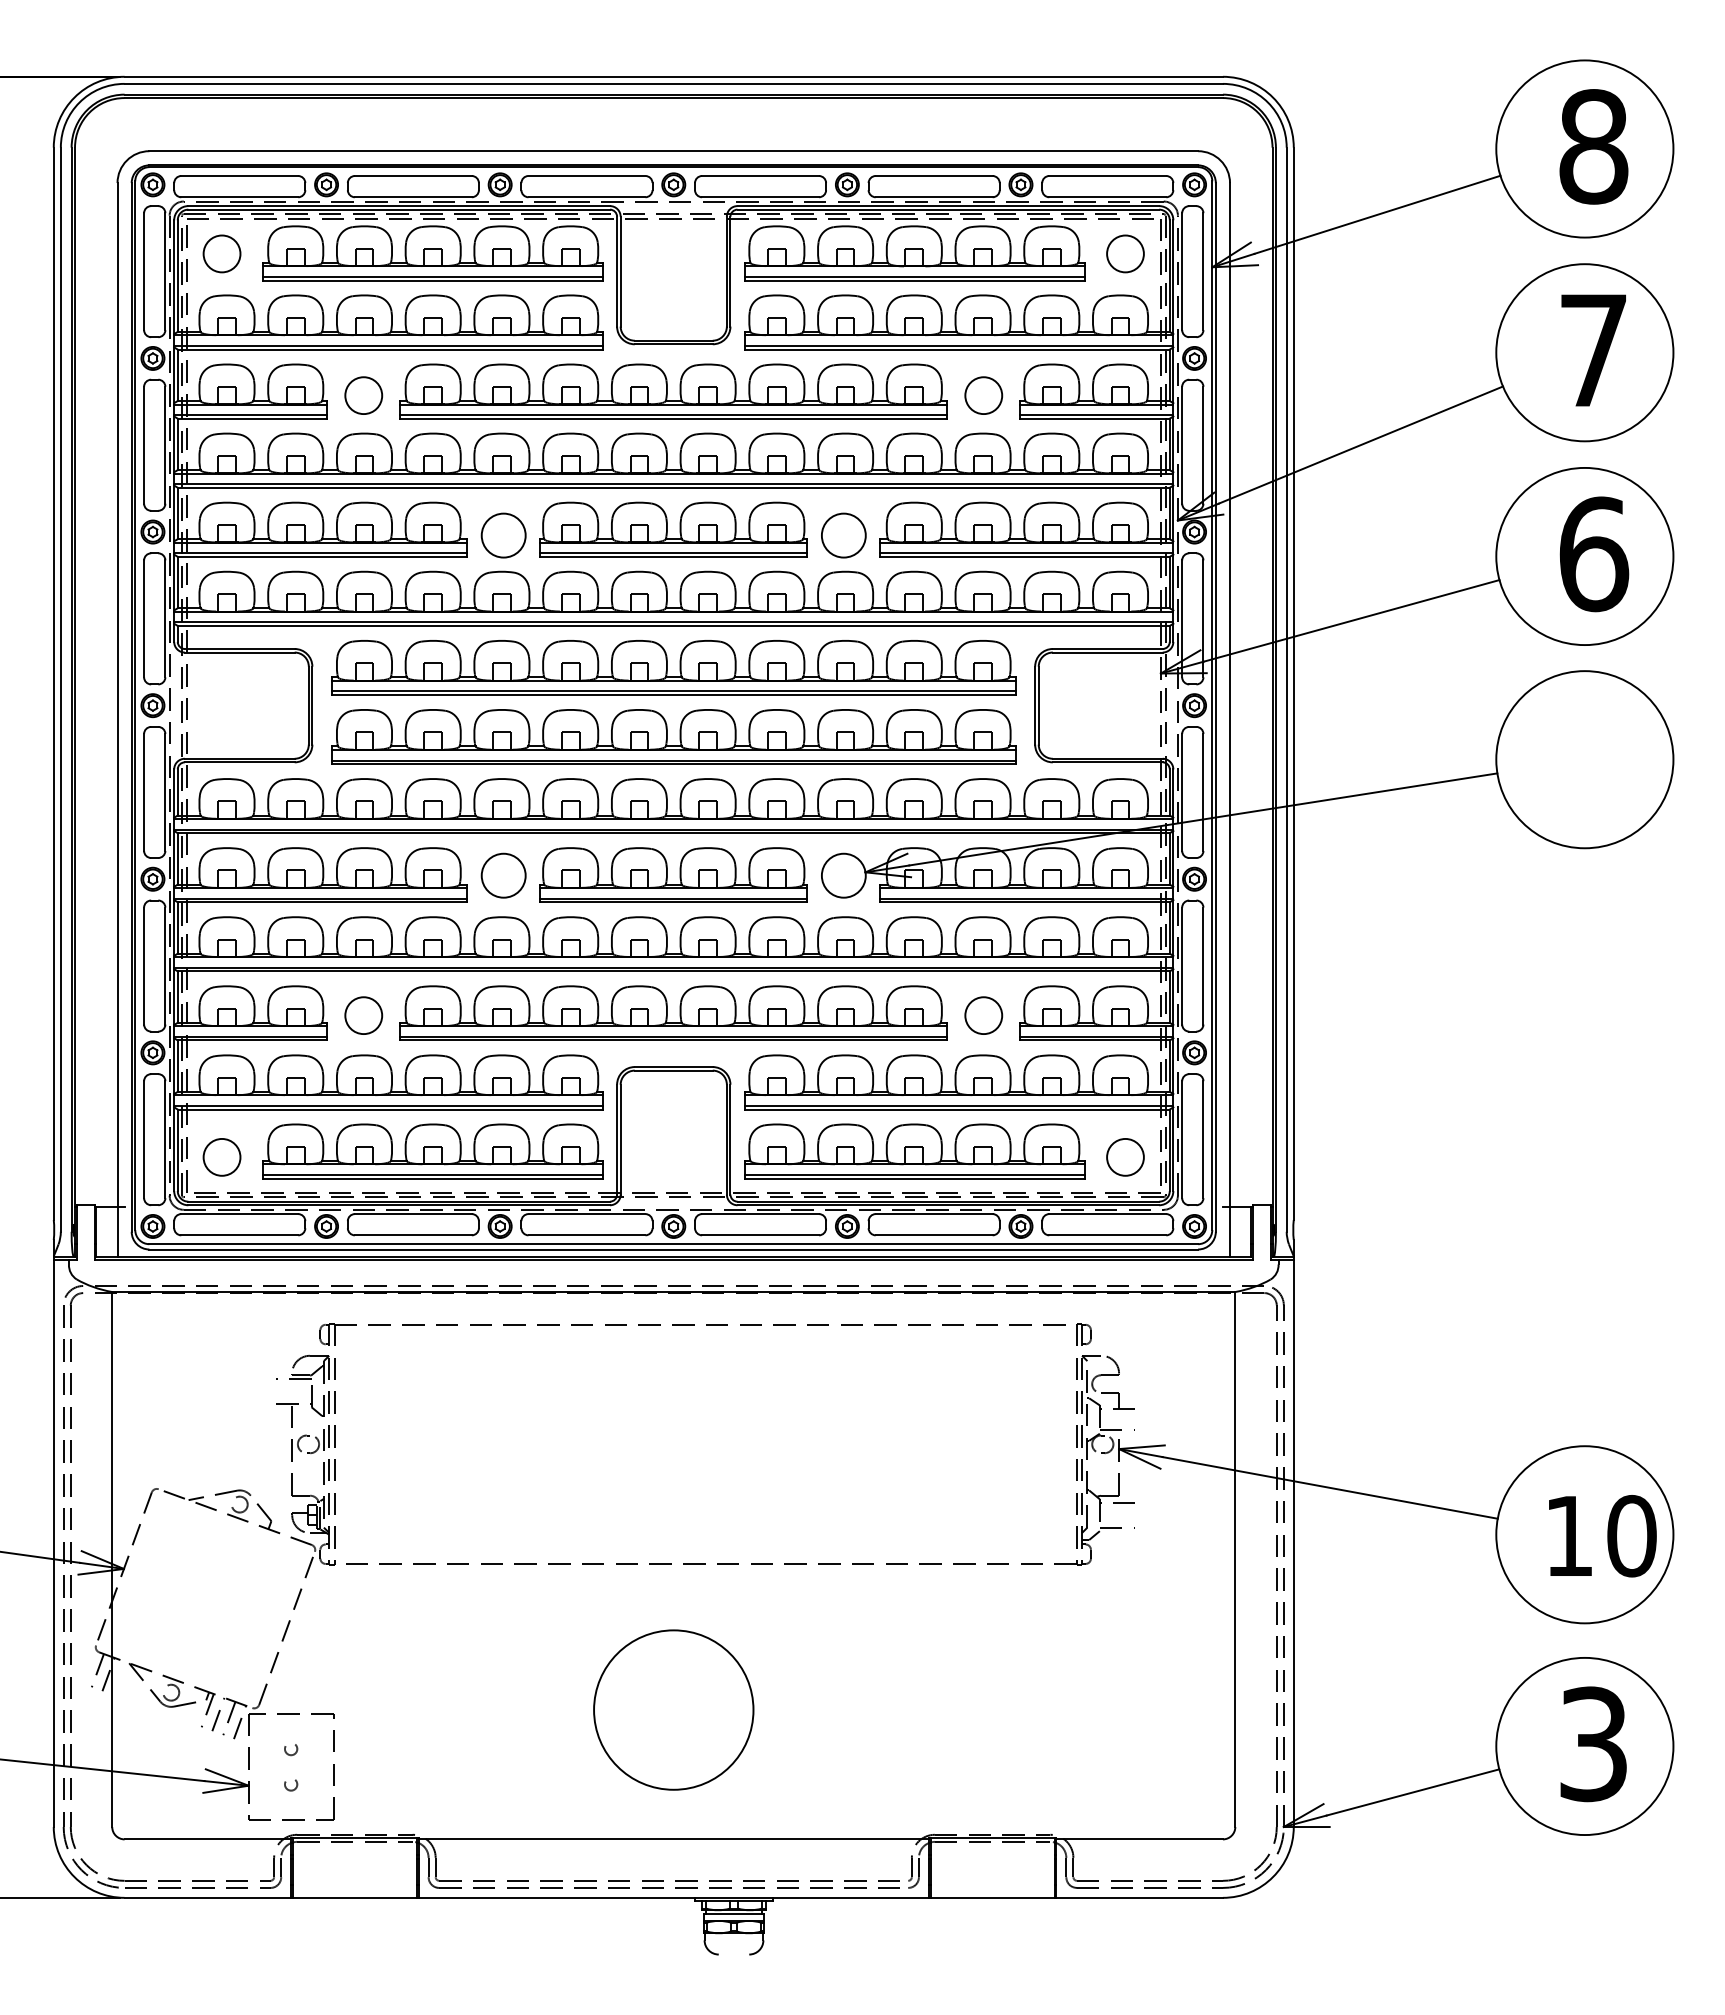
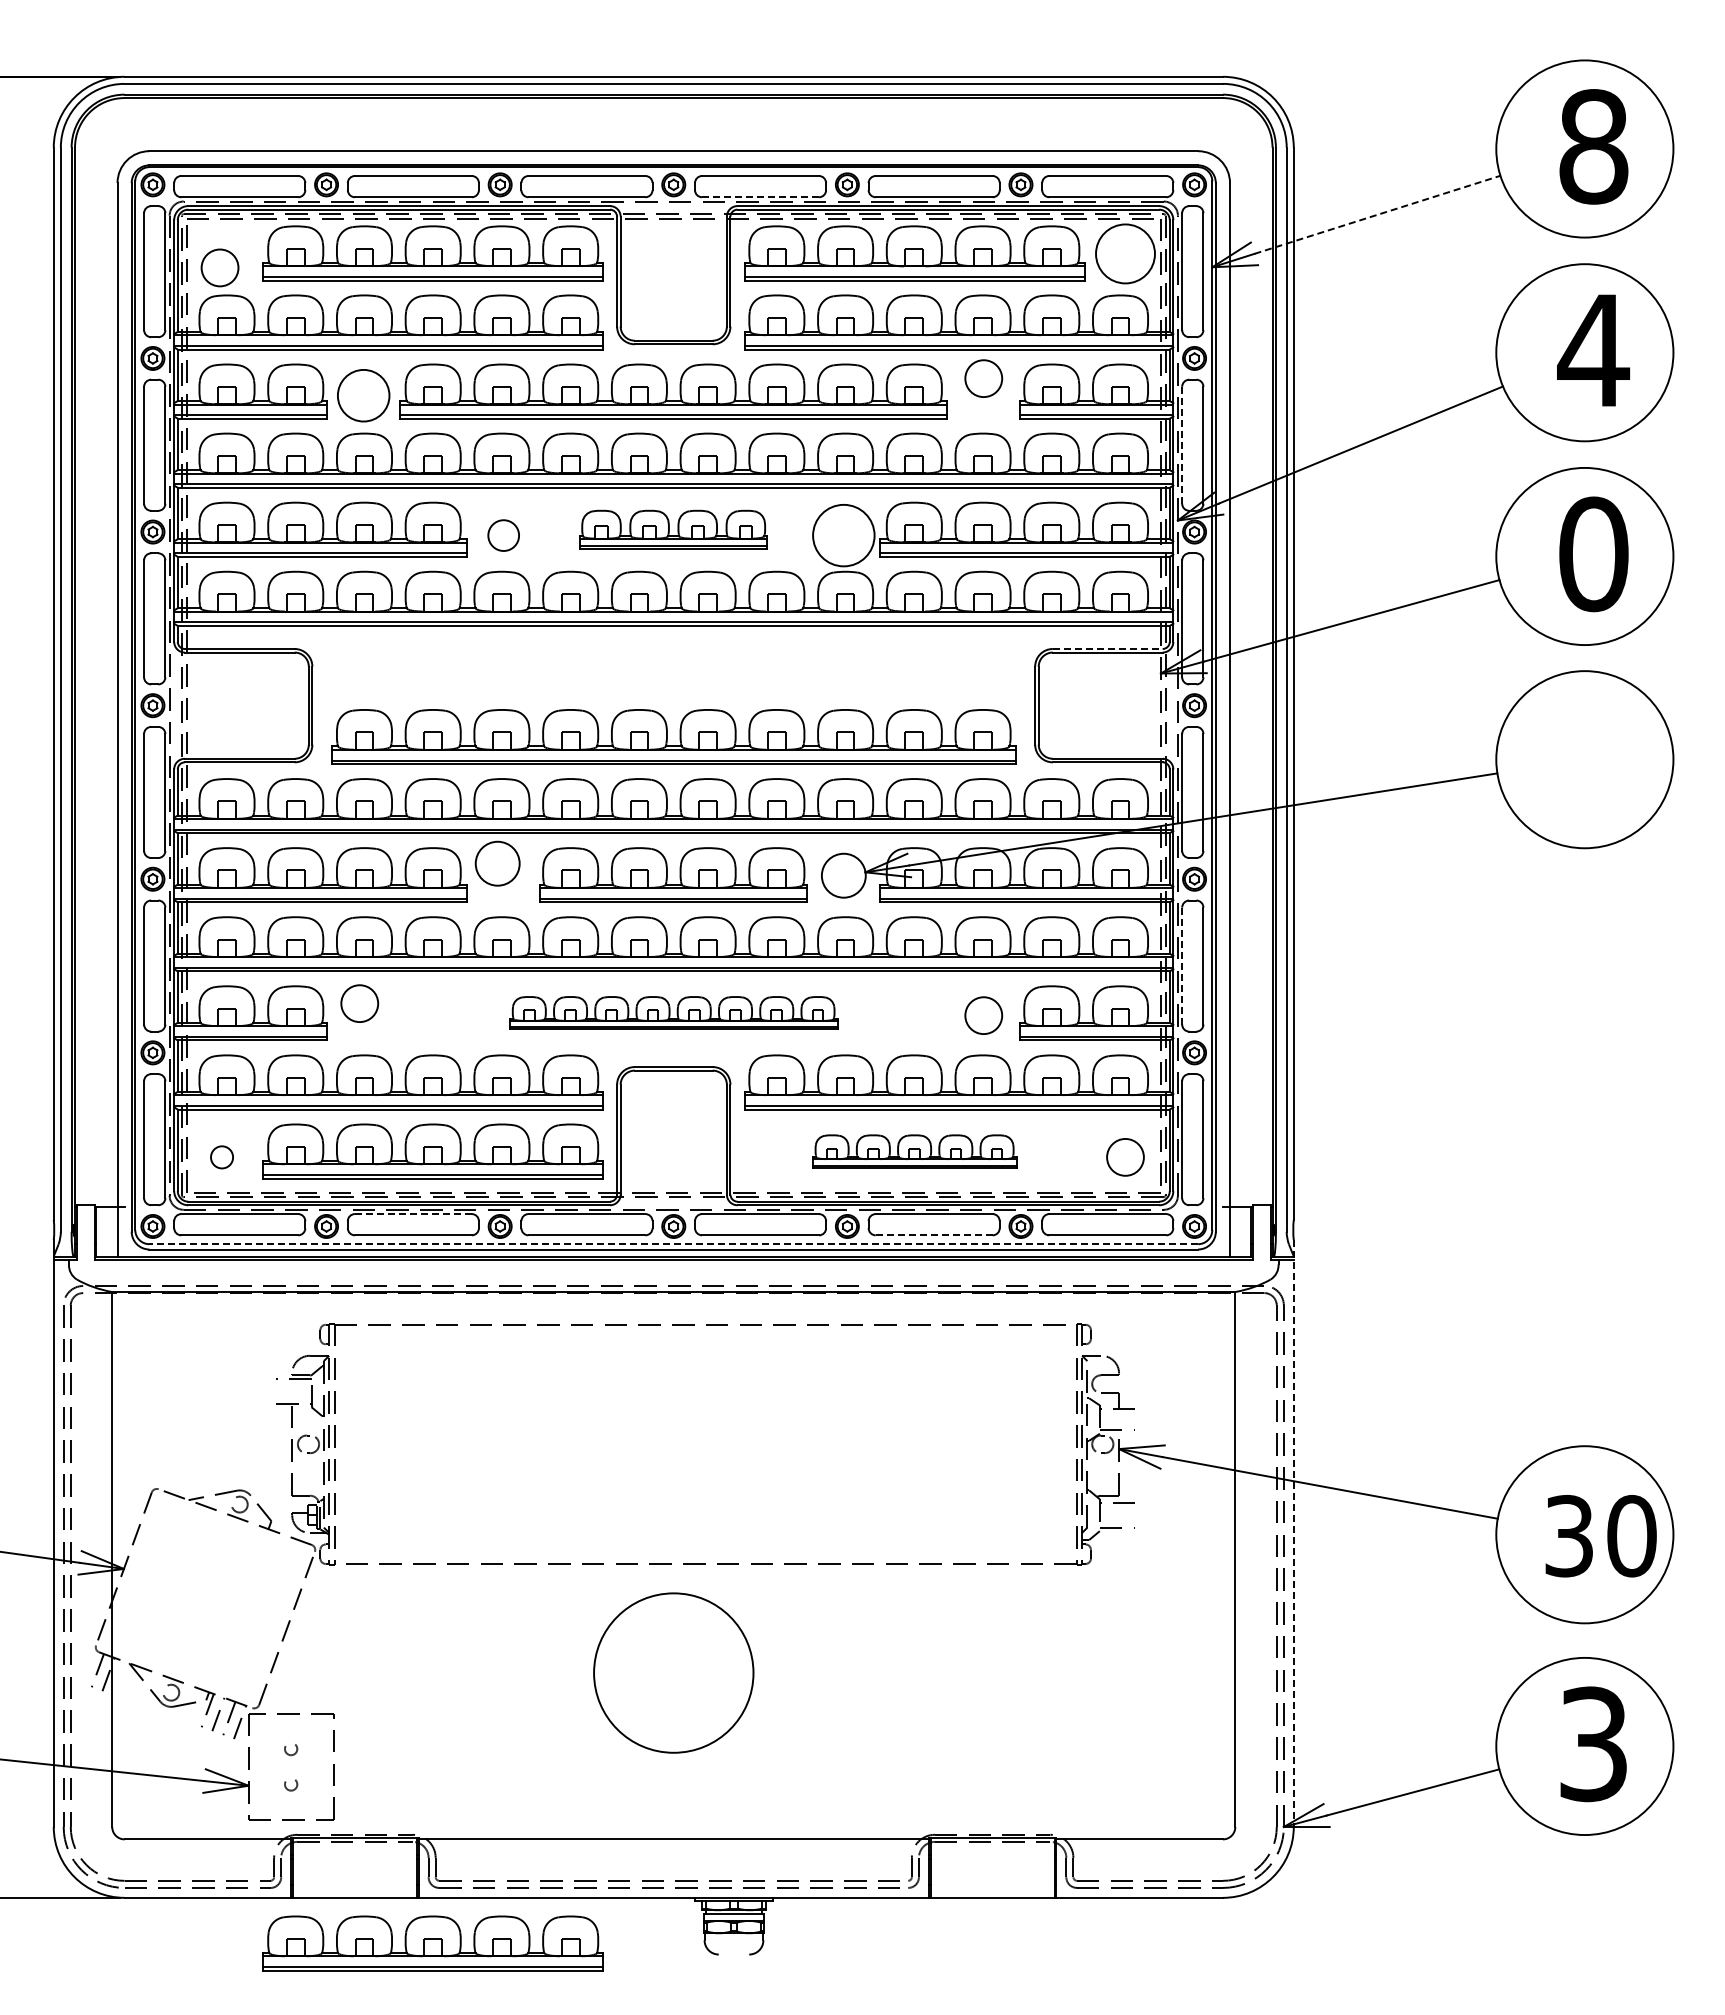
line: solid -> dashed (761, 197)
line: solid -> dashed (1377, 214)
circle position: (221, 253) -> (219, 267) (219, 267)
circle diameter: 37 px -> 59 px (1125, 253)
text: 7 -> 4 (1593, 350)
circle size: 40x39 px -> 54x54 px (363, 395)
circle position: (983, 395) -> (983, 378) (983, 378)
line: solid -> dashed (1182, 445)
part size: 269x57 px -> 189x41 px (673, 529)
circle diameter: 44 px -> 31 px (503, 535)
circle diameter: 44 px -> 62 px (843, 535)
text: 6 -> 0 (1594, 554)
line: solid -> dashed (1107, 648)
part: present -> none (673, 667)
circle position: (503, 875) -> (497, 863) (497, 863)
line: solid -> dashed (1182, 966)
part size: 549x56 px -> 330x34 px (673, 1012)
circle position: (363, 1015) -> (359, 1003) (359, 1003)
part size: 342x57 px -> 206x35 px (914, 1151)
circle diameter: 37 px -> 22 px (222, 1157)
line: solid -> dashed (412, 1214)
line: solid -> dashed (934, 1235)
line: solid -> dashed (673, 1244)
line: solid -> dashed (1293, 1534)
text: 10 -> 30 (1568, 1535)
circle position: (673, 1709) -> (673, 1672) (673, 1672)
part: none -> present (432, 1943)
